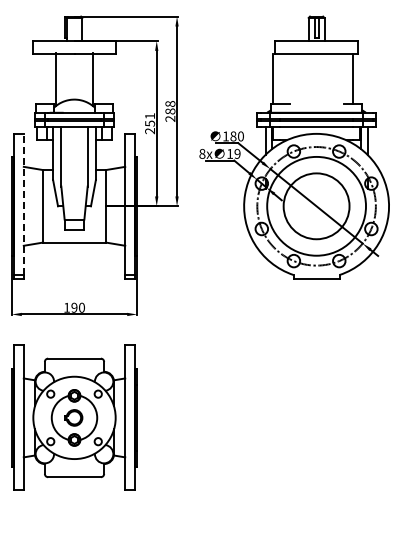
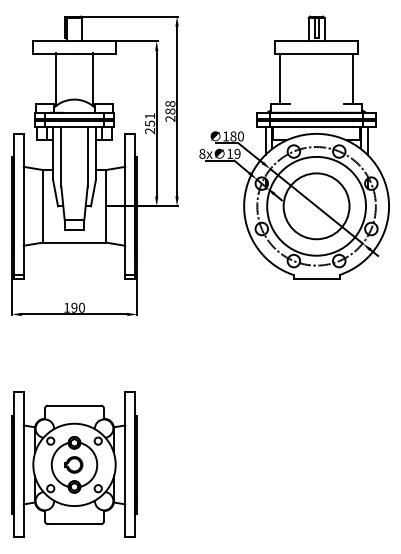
line position: (273, 79) -> (280, 79) (280, 79)
line: dashed -> solid (23, 204)
part position: (74, 417) -> (74, 464) (74, 464)
